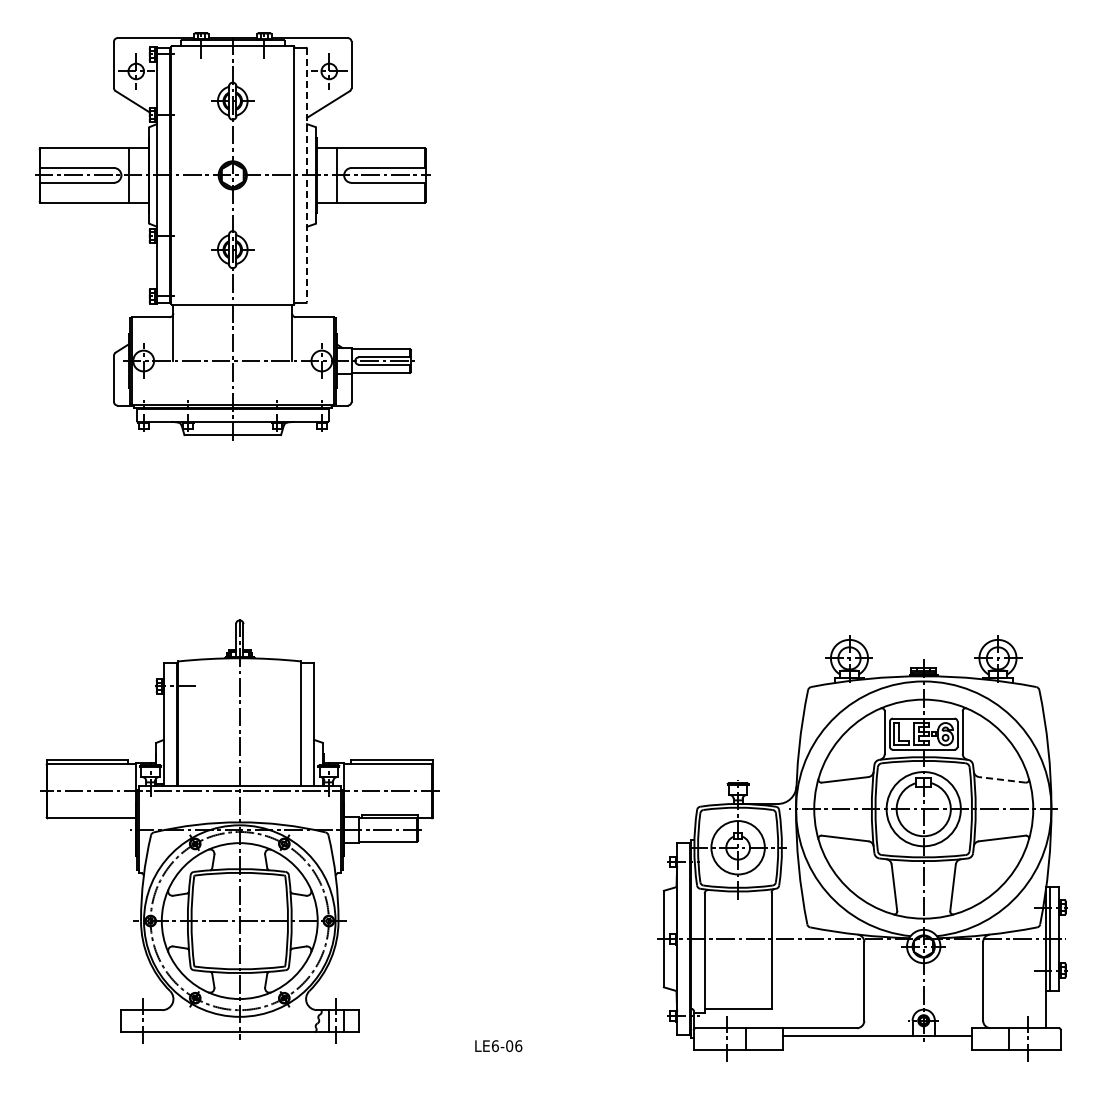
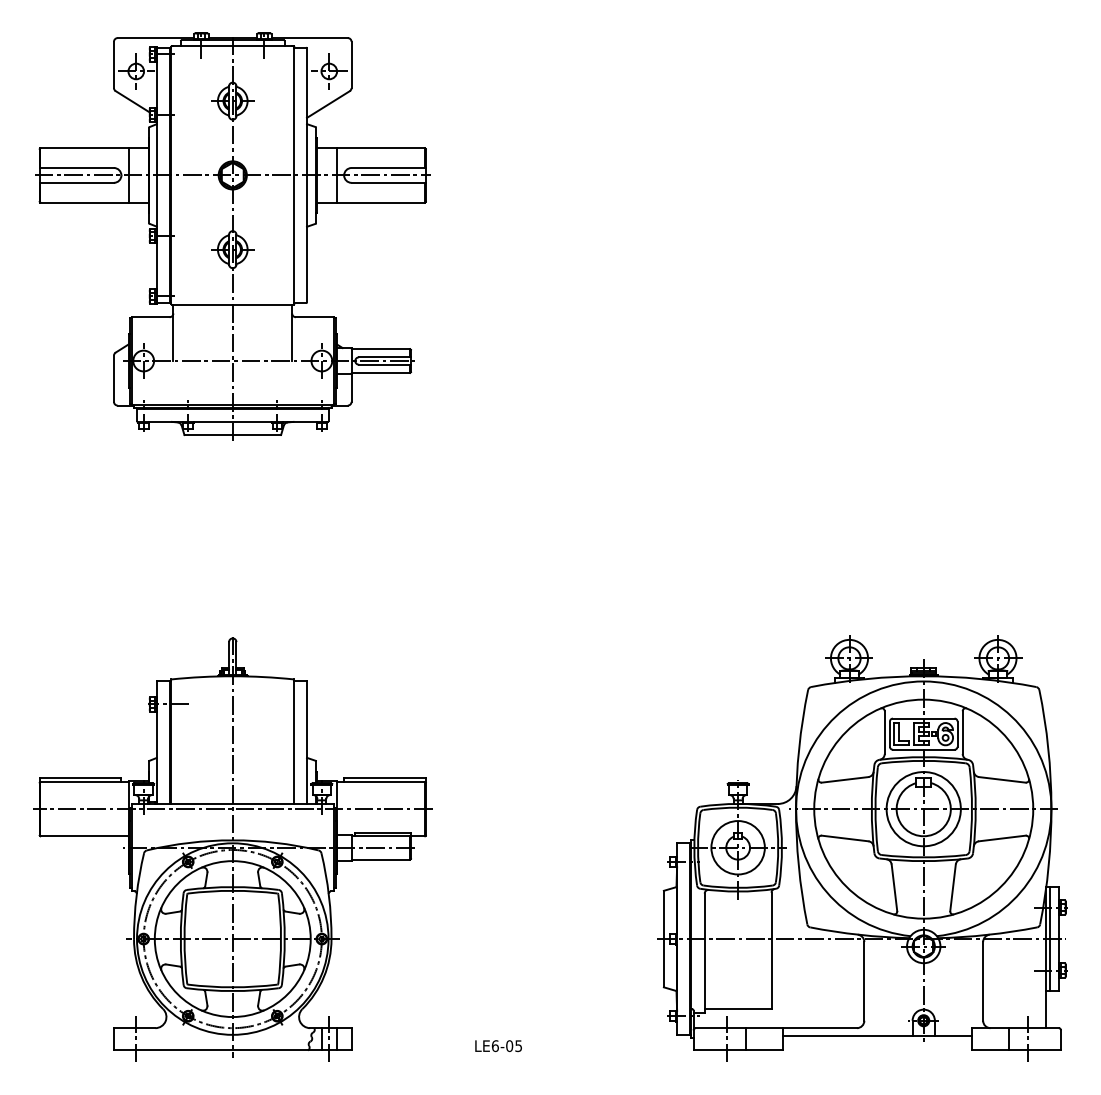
line: dashed -> solid (307, 175)
line: dashed -> solid (1002, 779)
part position: (239, 831) -> (232, 849) (232, 849)
text: LE6-06 -> LE6-05 (518, 1046)
